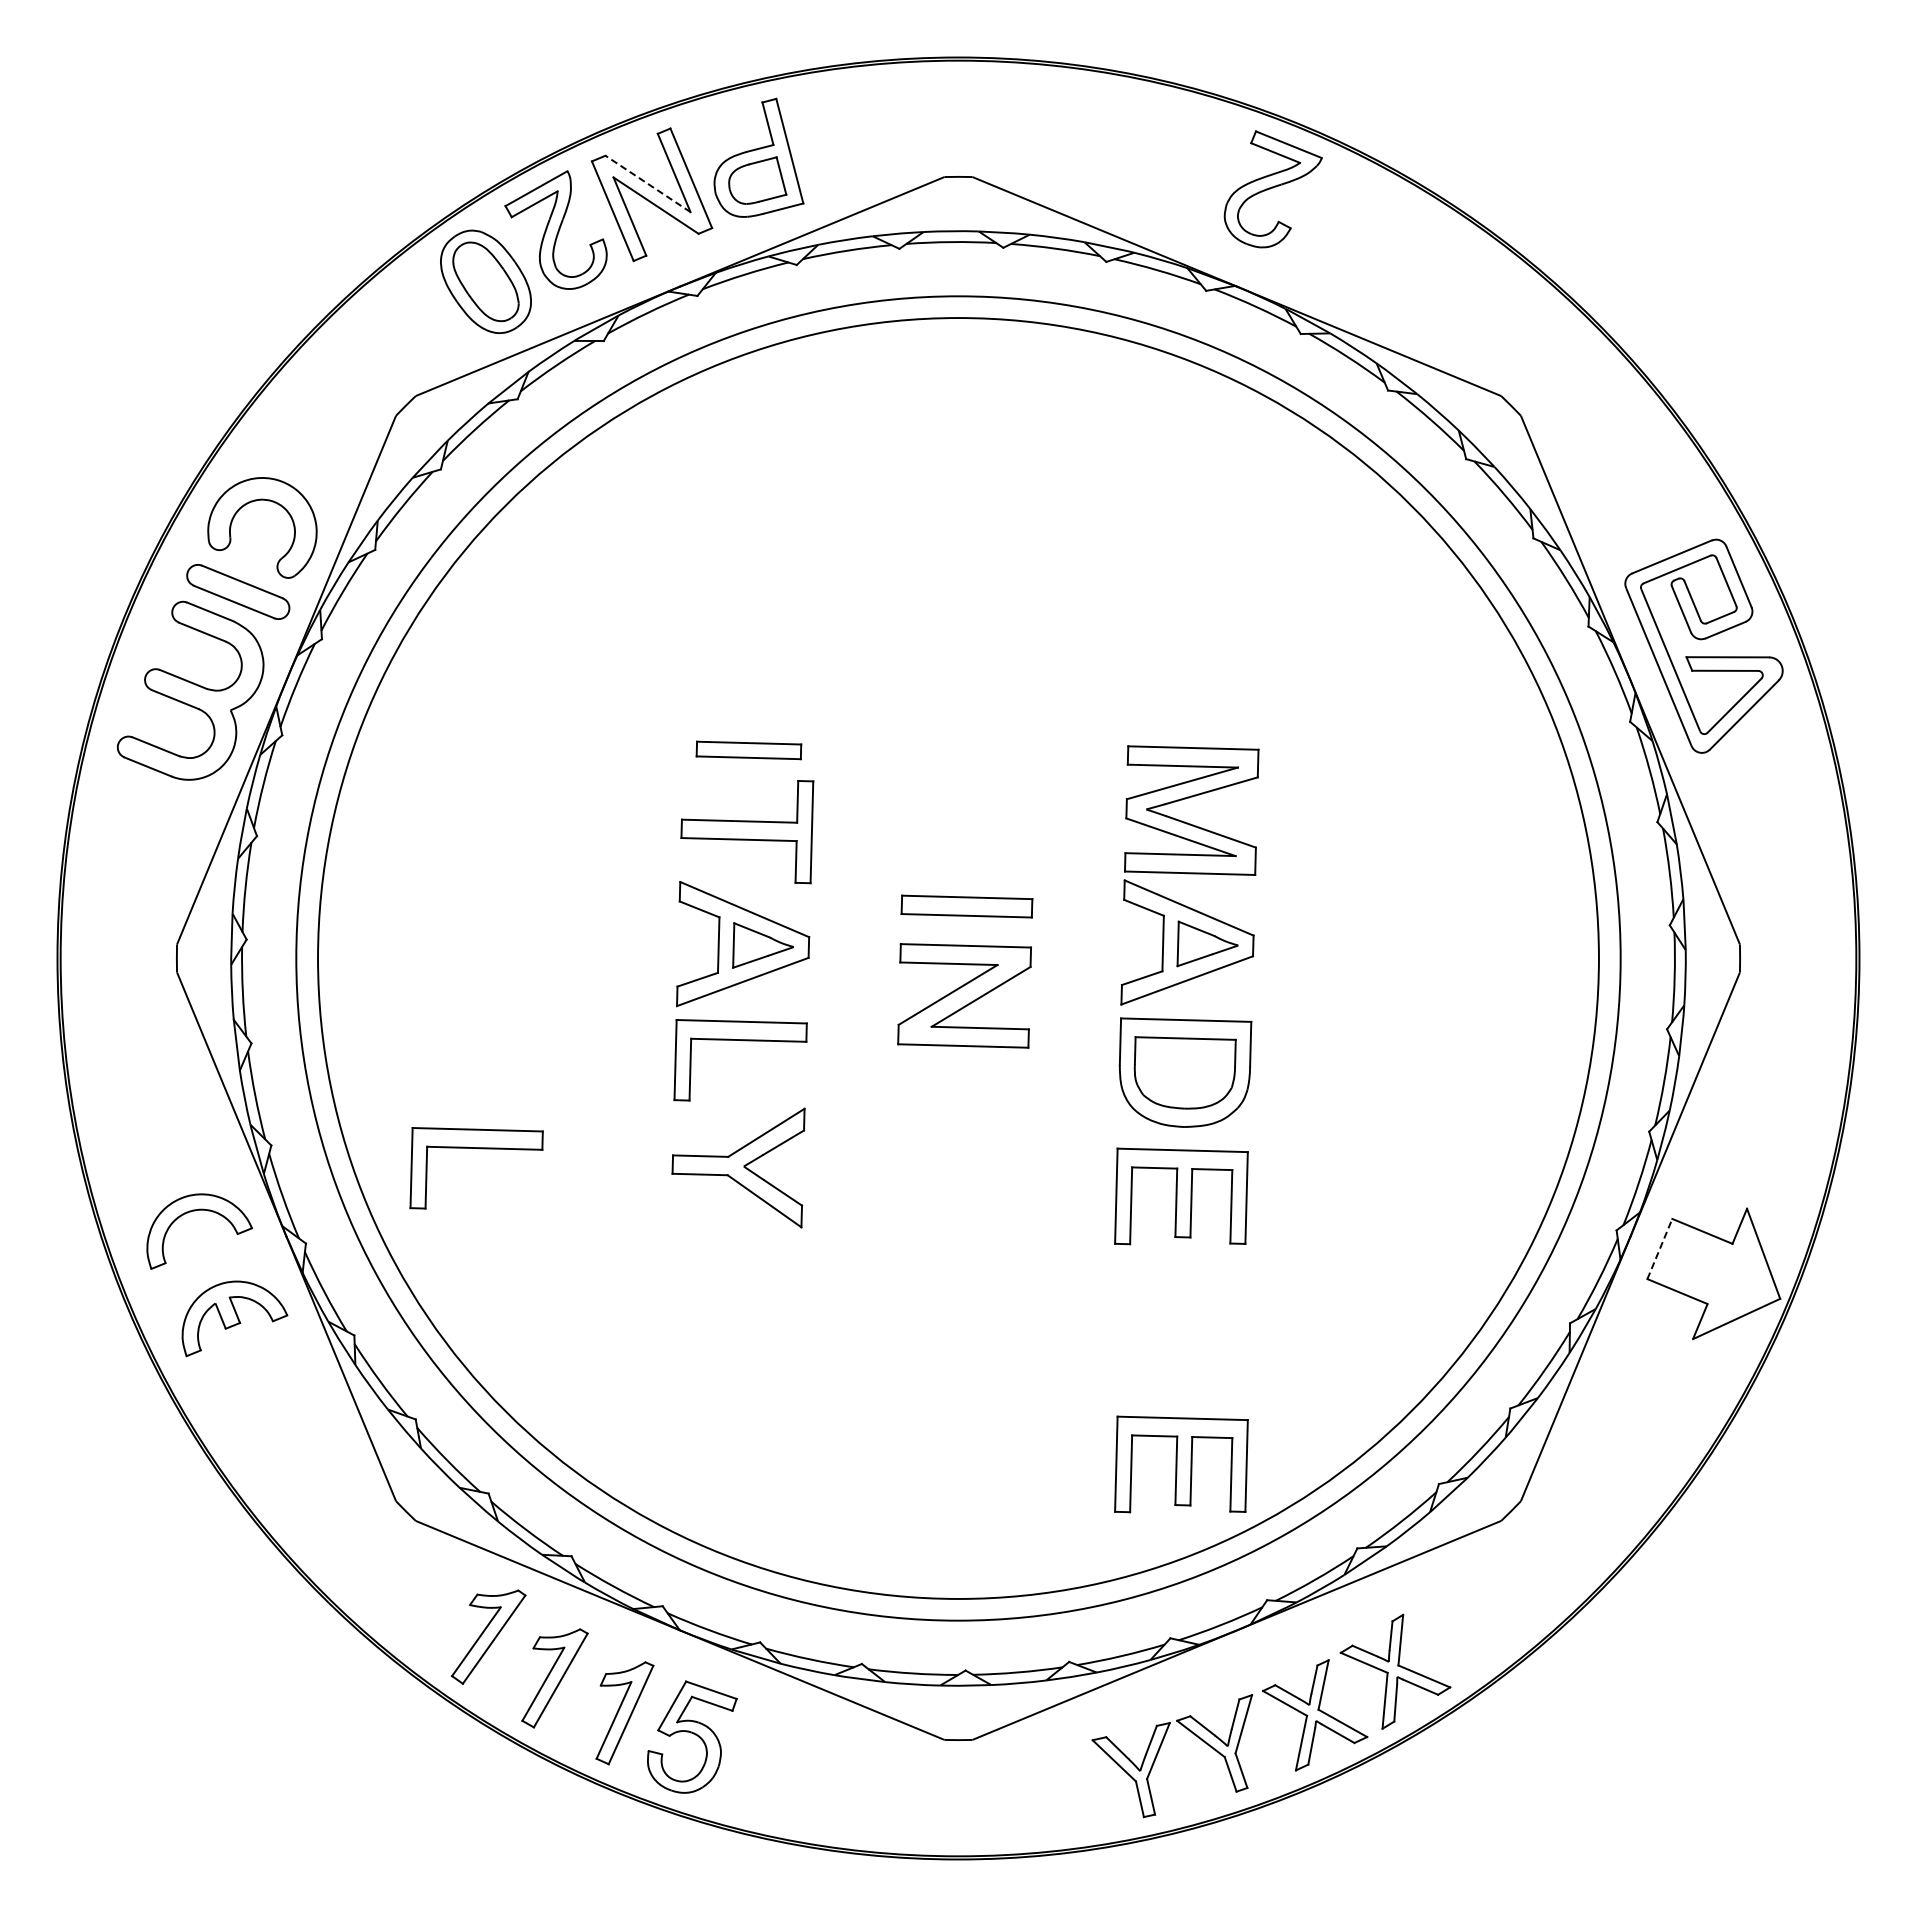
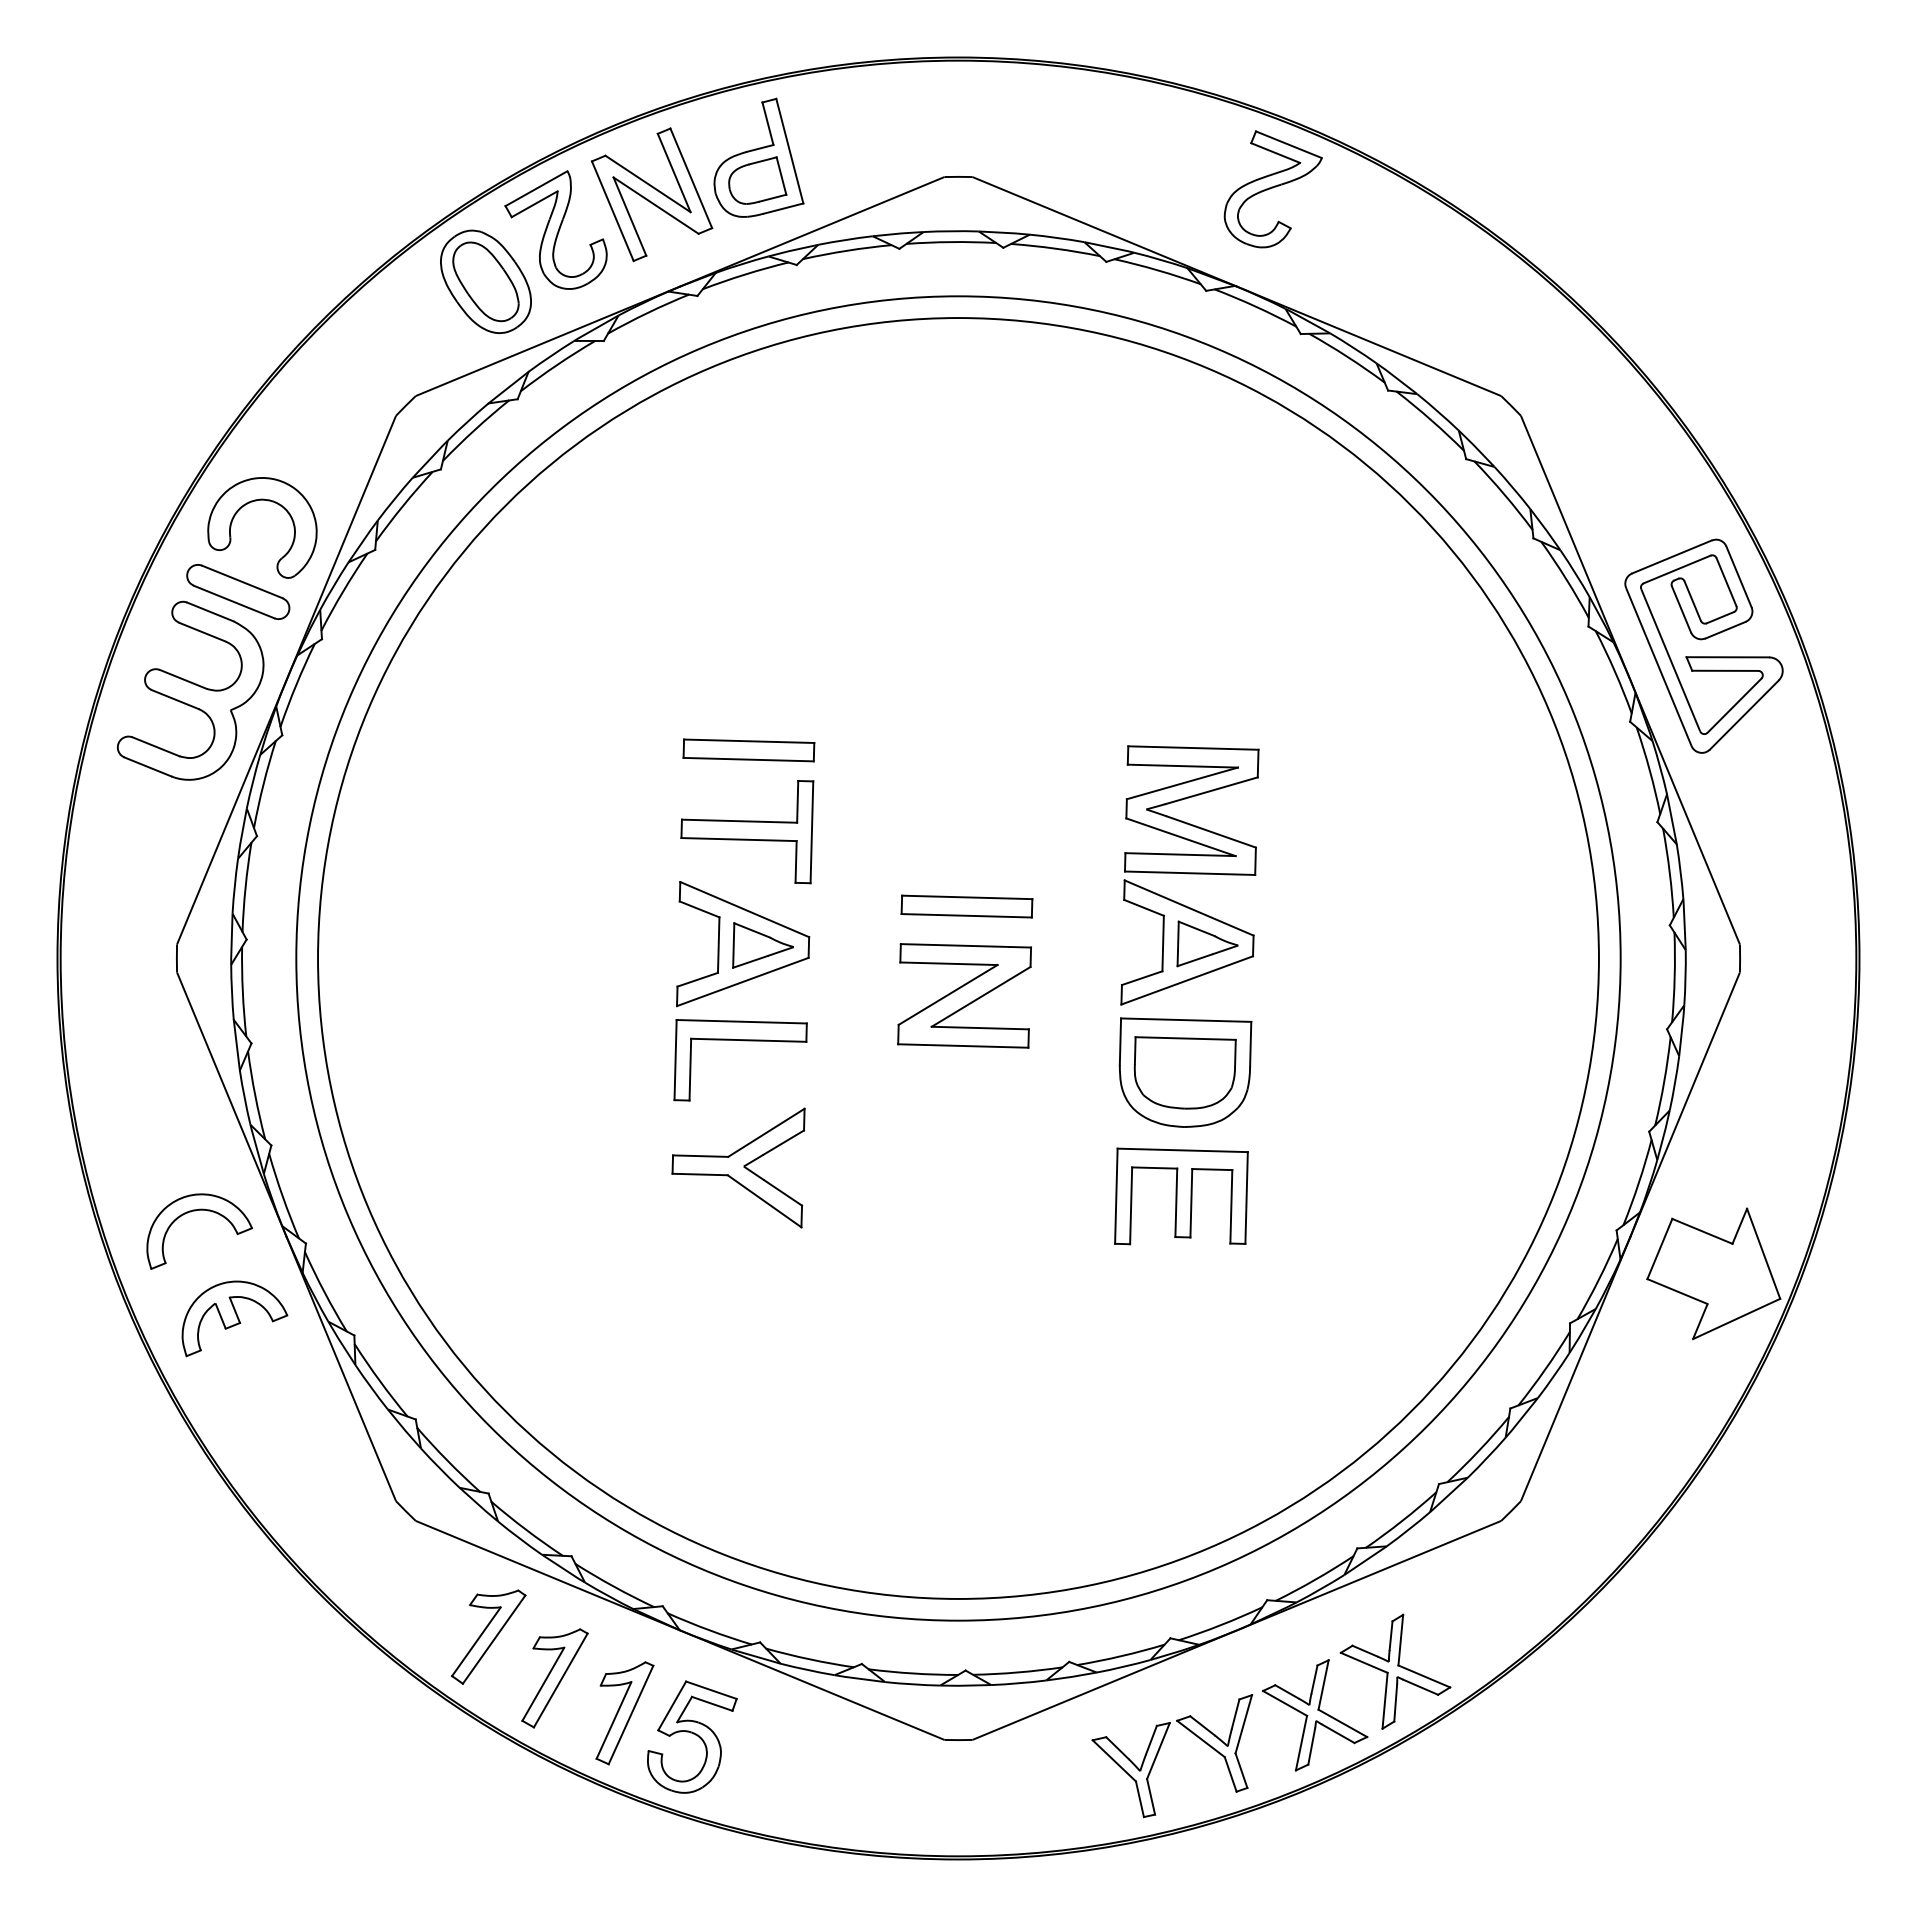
line: dashed -> solid (647, 183)
part size: 108x21 px -> 134x25 px (748, 750)
part: present -> none (479, 1149)
line: dashed -> solid (1659, 1249)
part: present -> none (1181, 1464)
